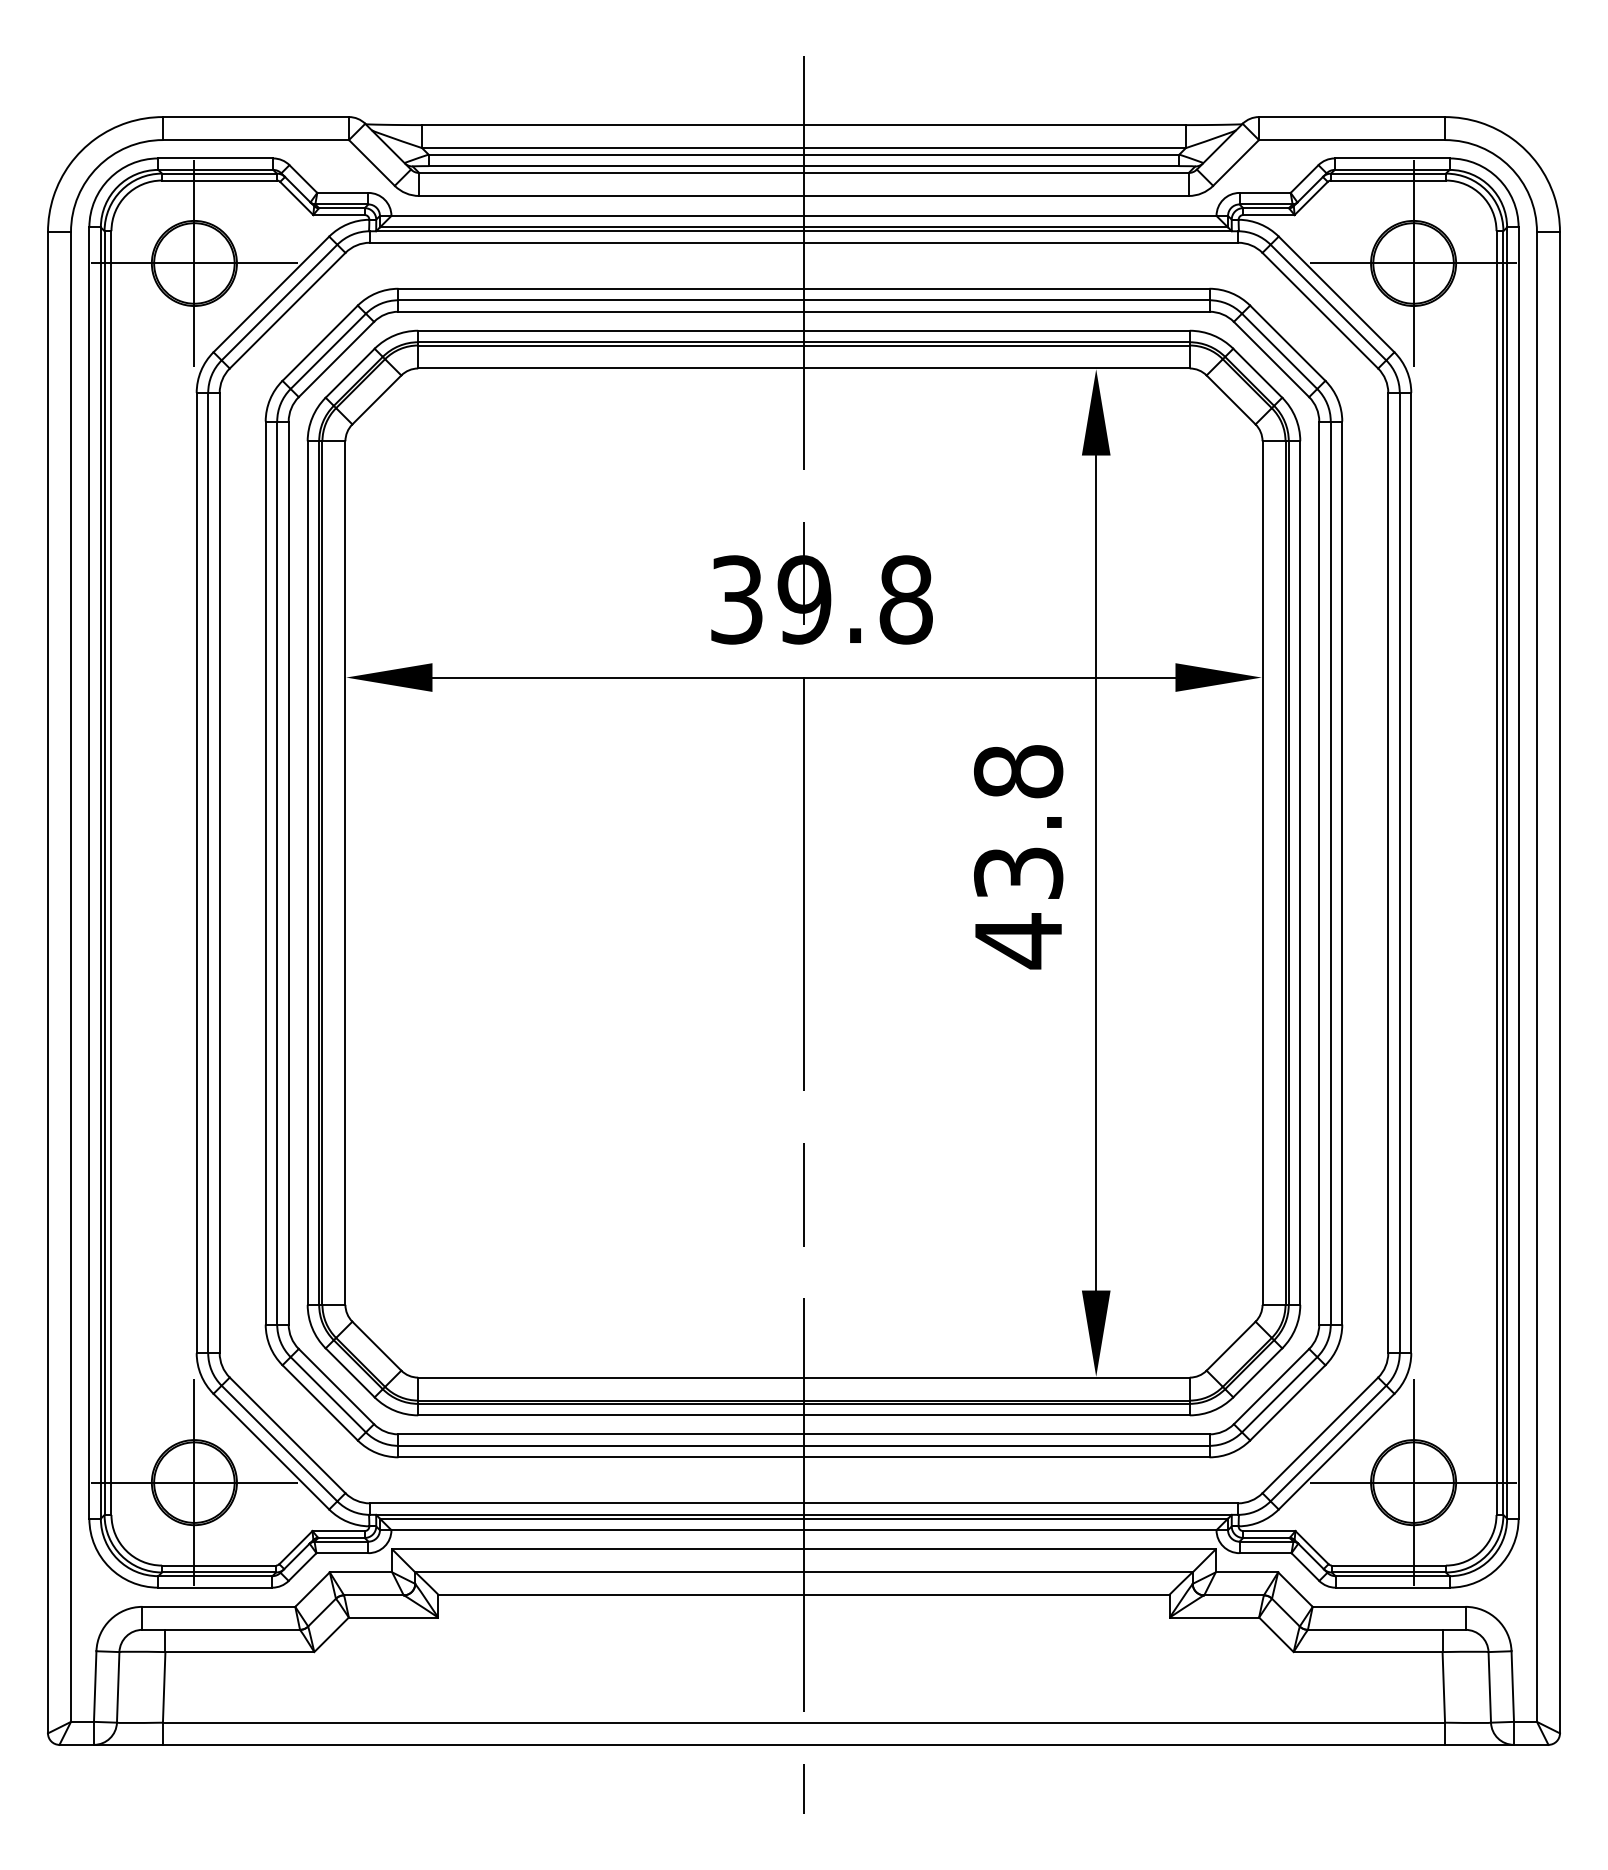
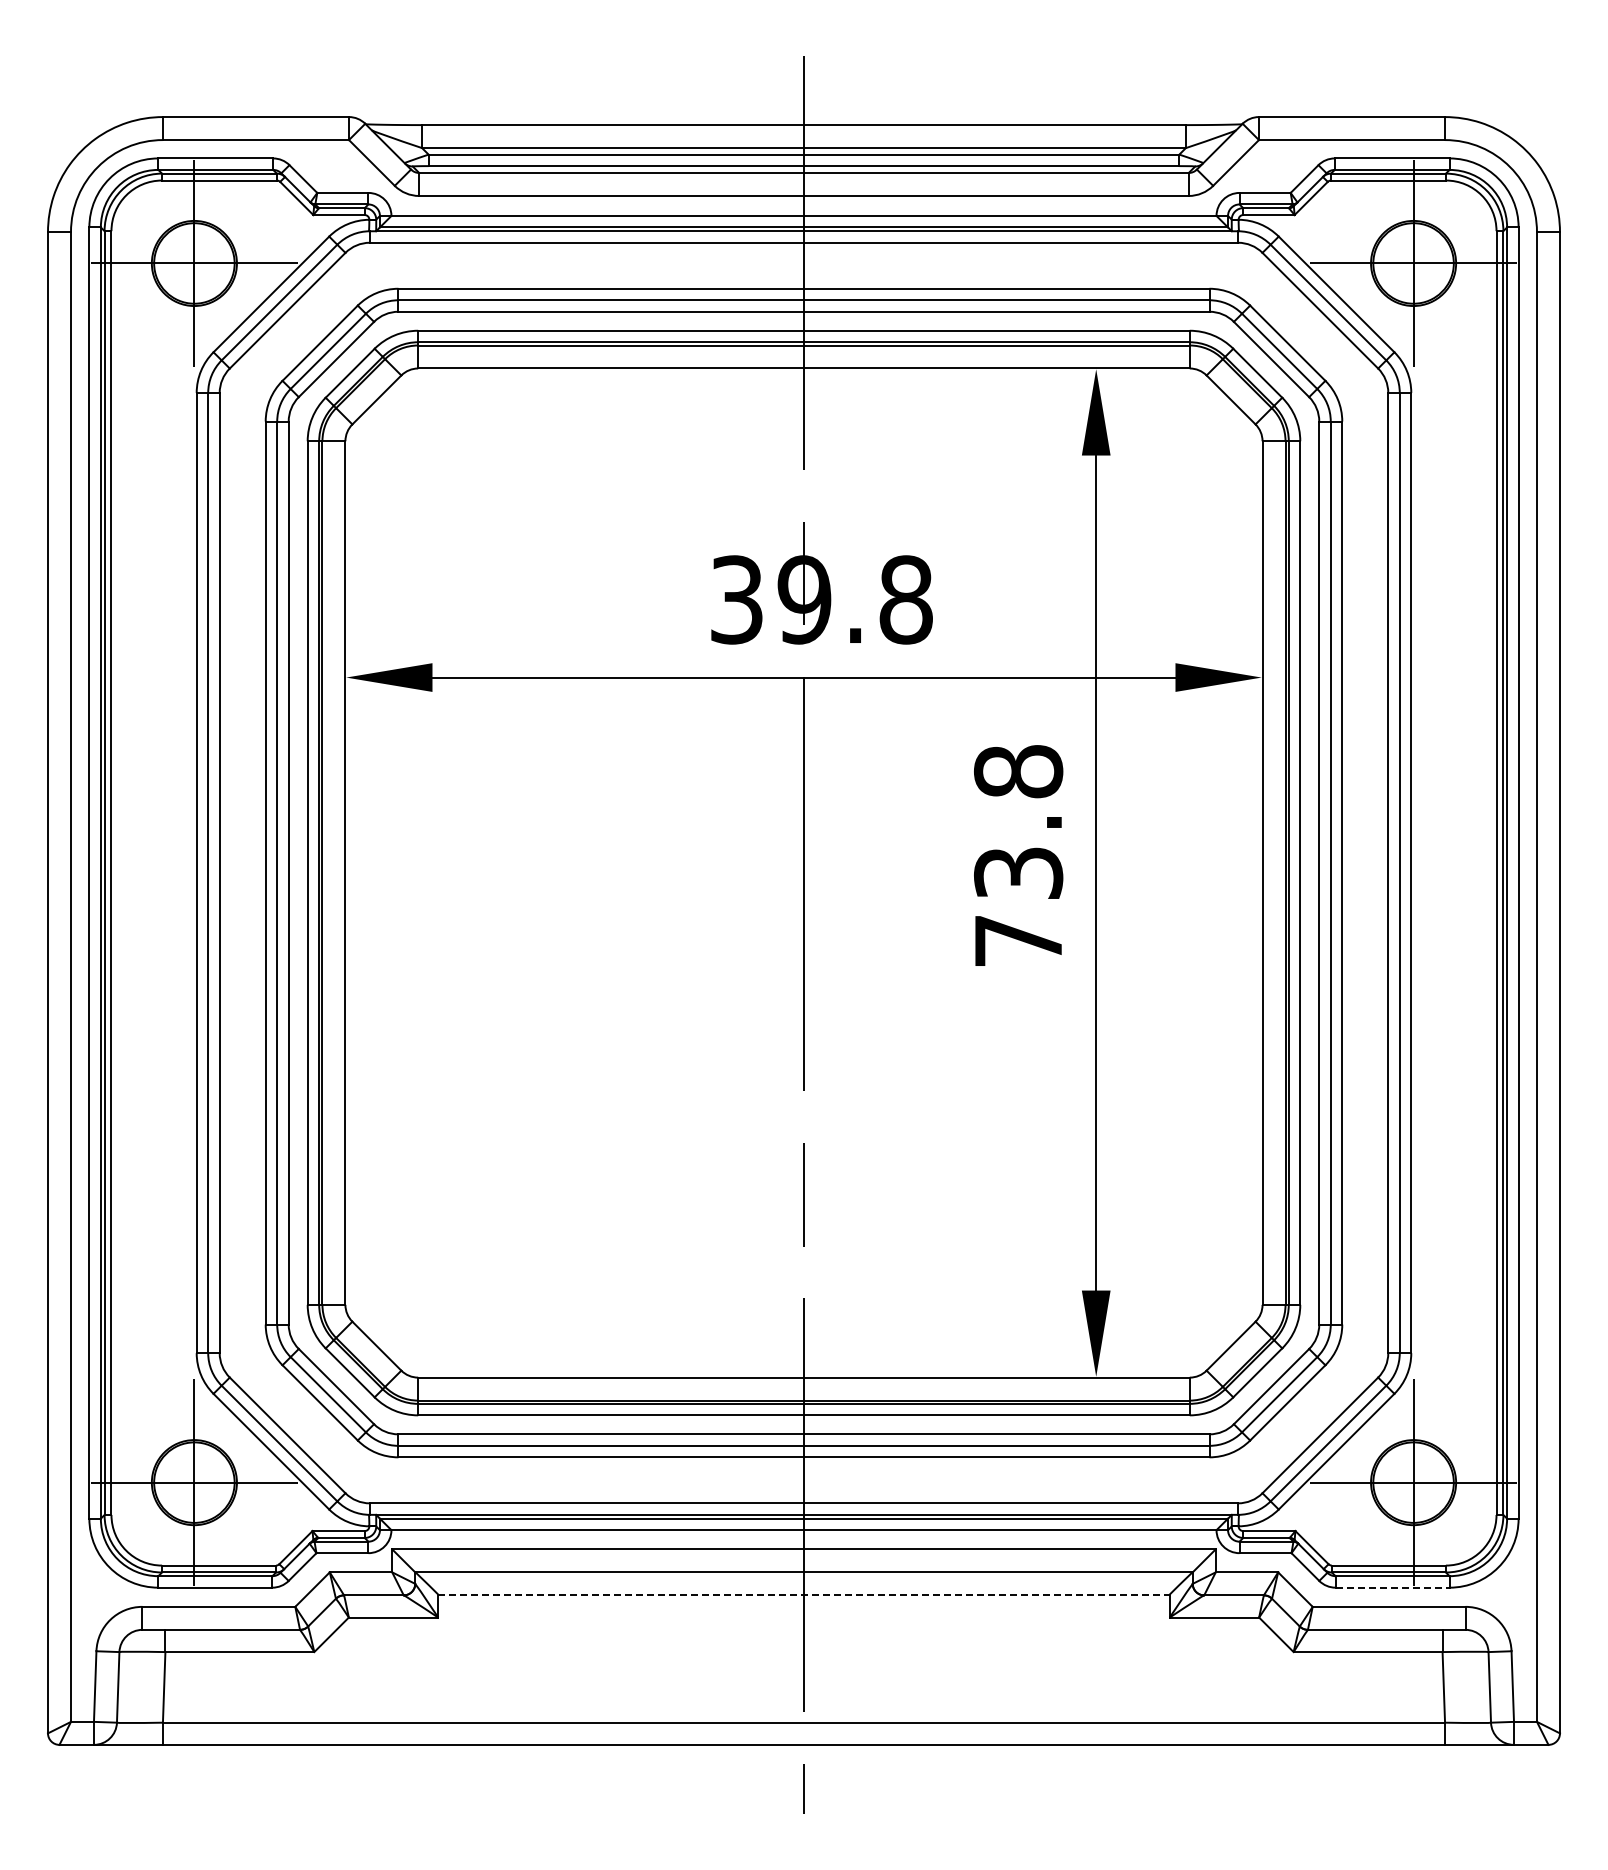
text: 43.8 -> 73.8 (1018, 941)
line: solid -> dashed (1393, 1587)
line: solid -> dashed (803, 1594)
